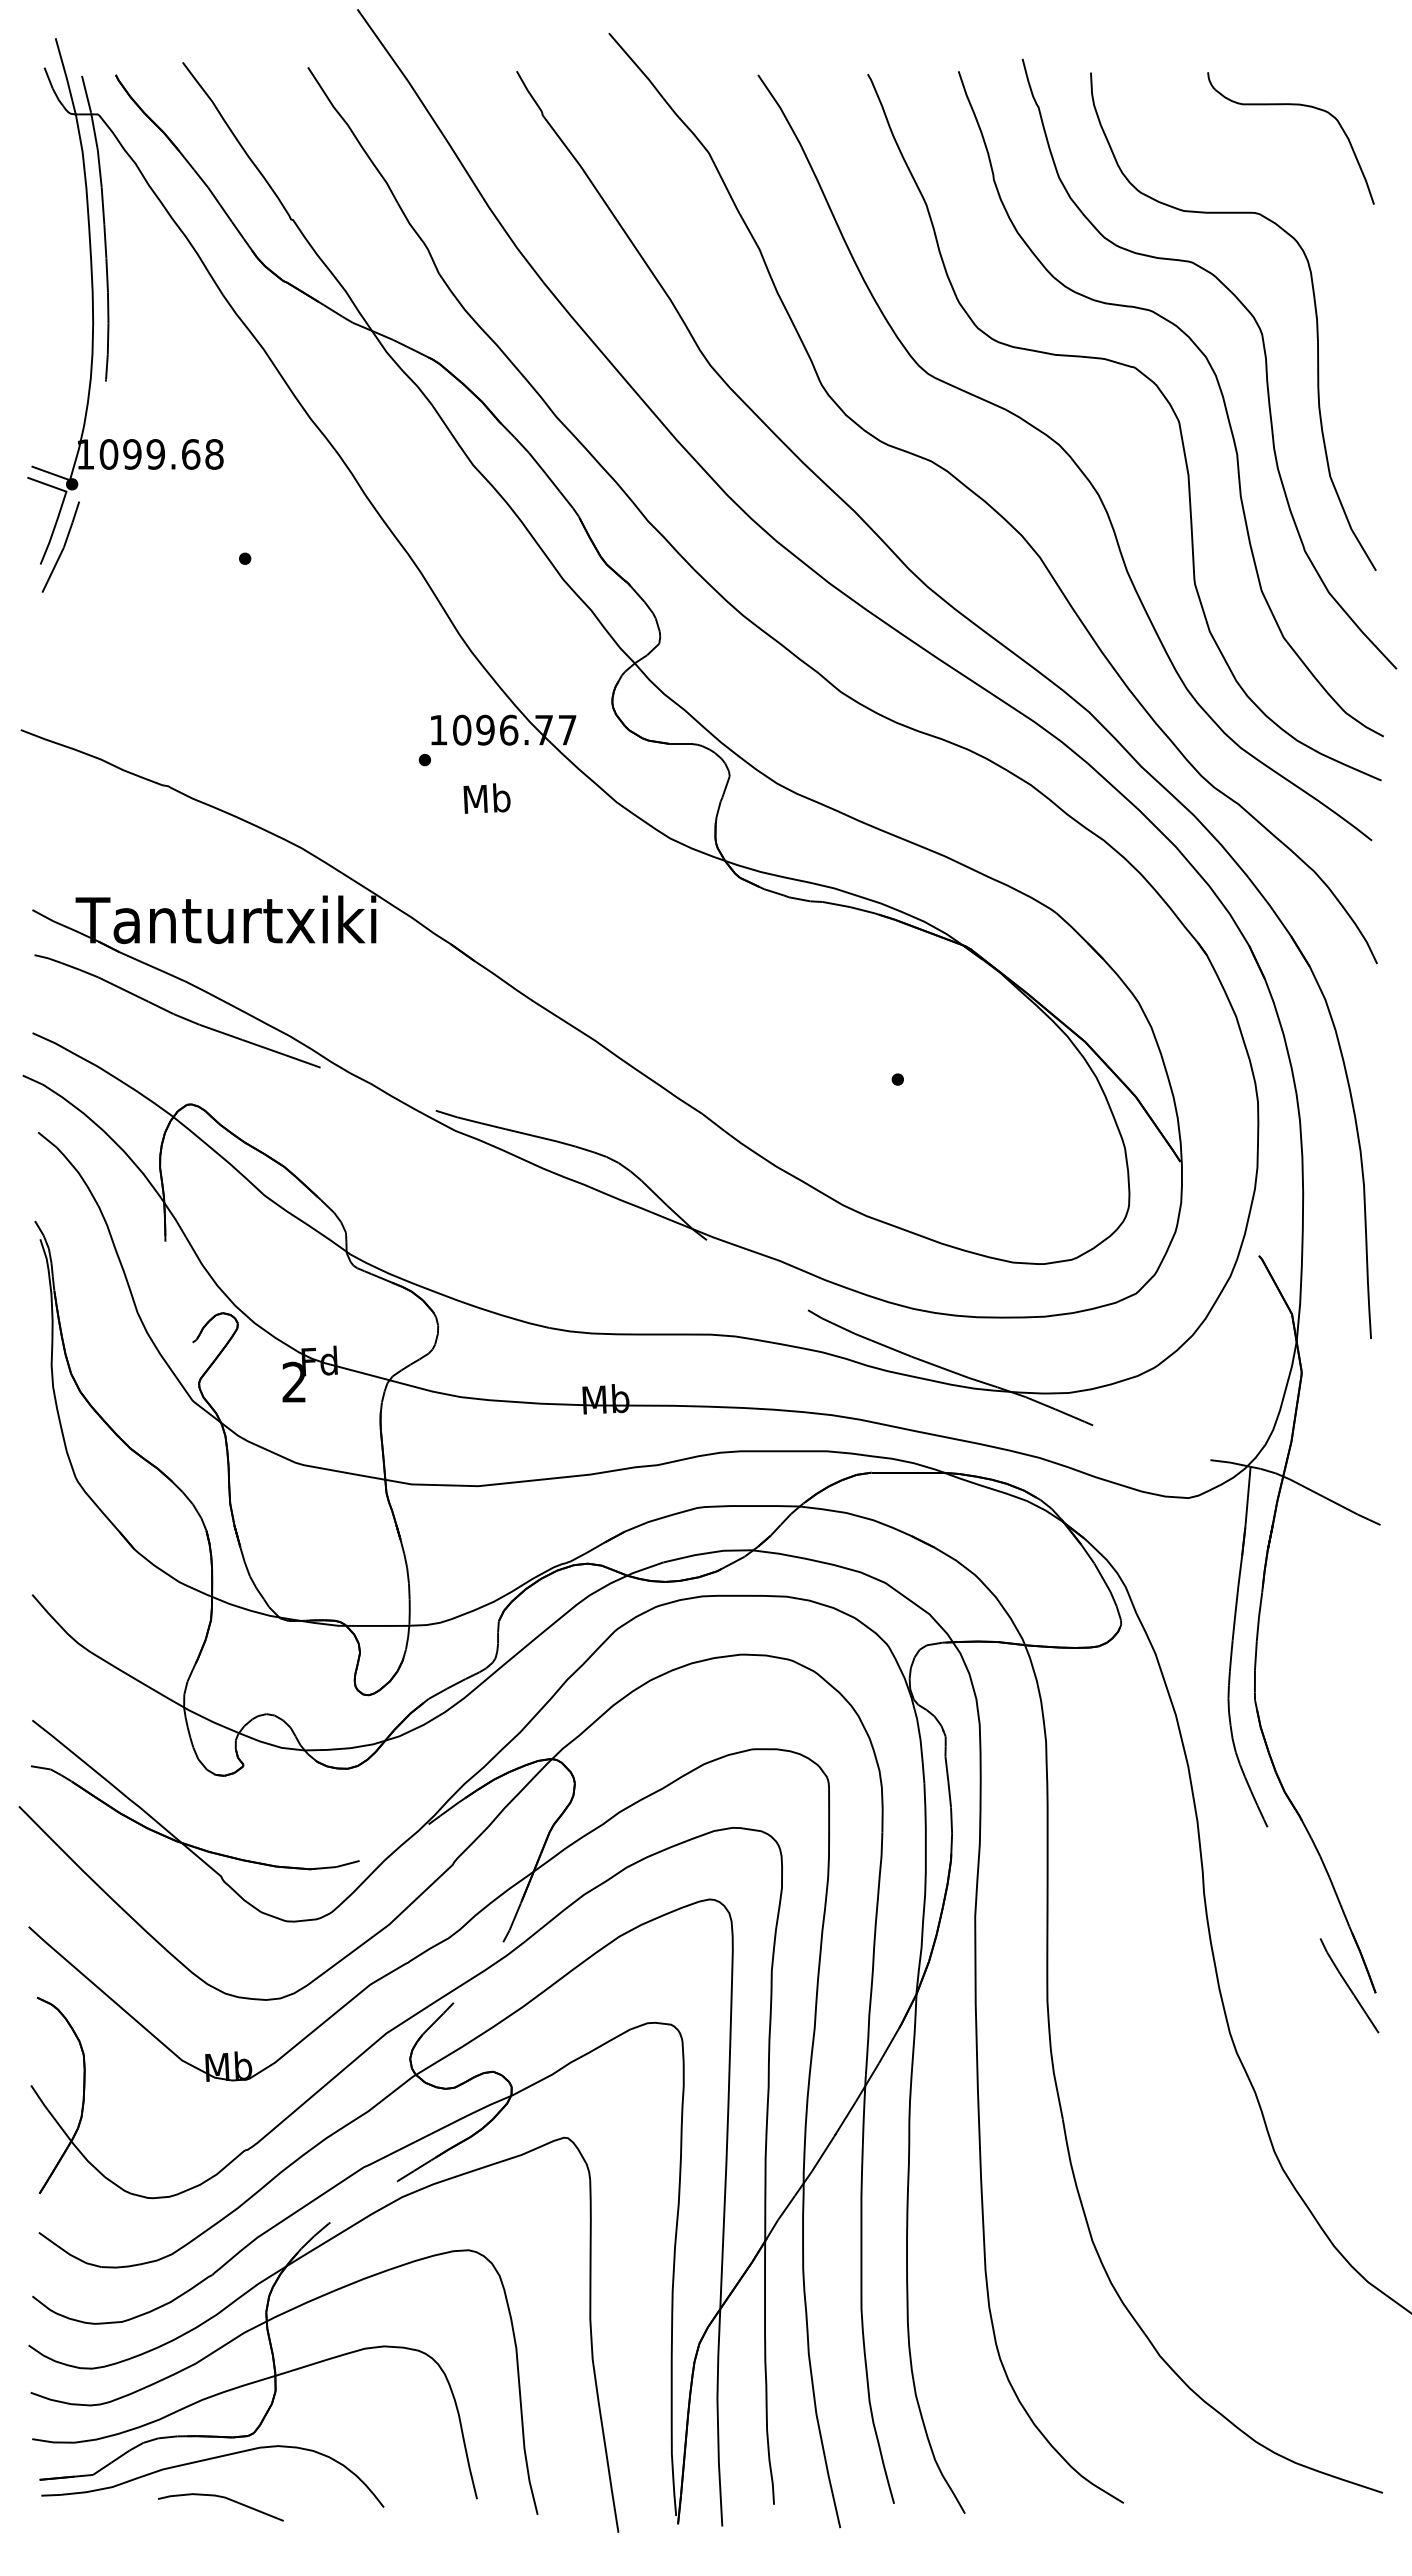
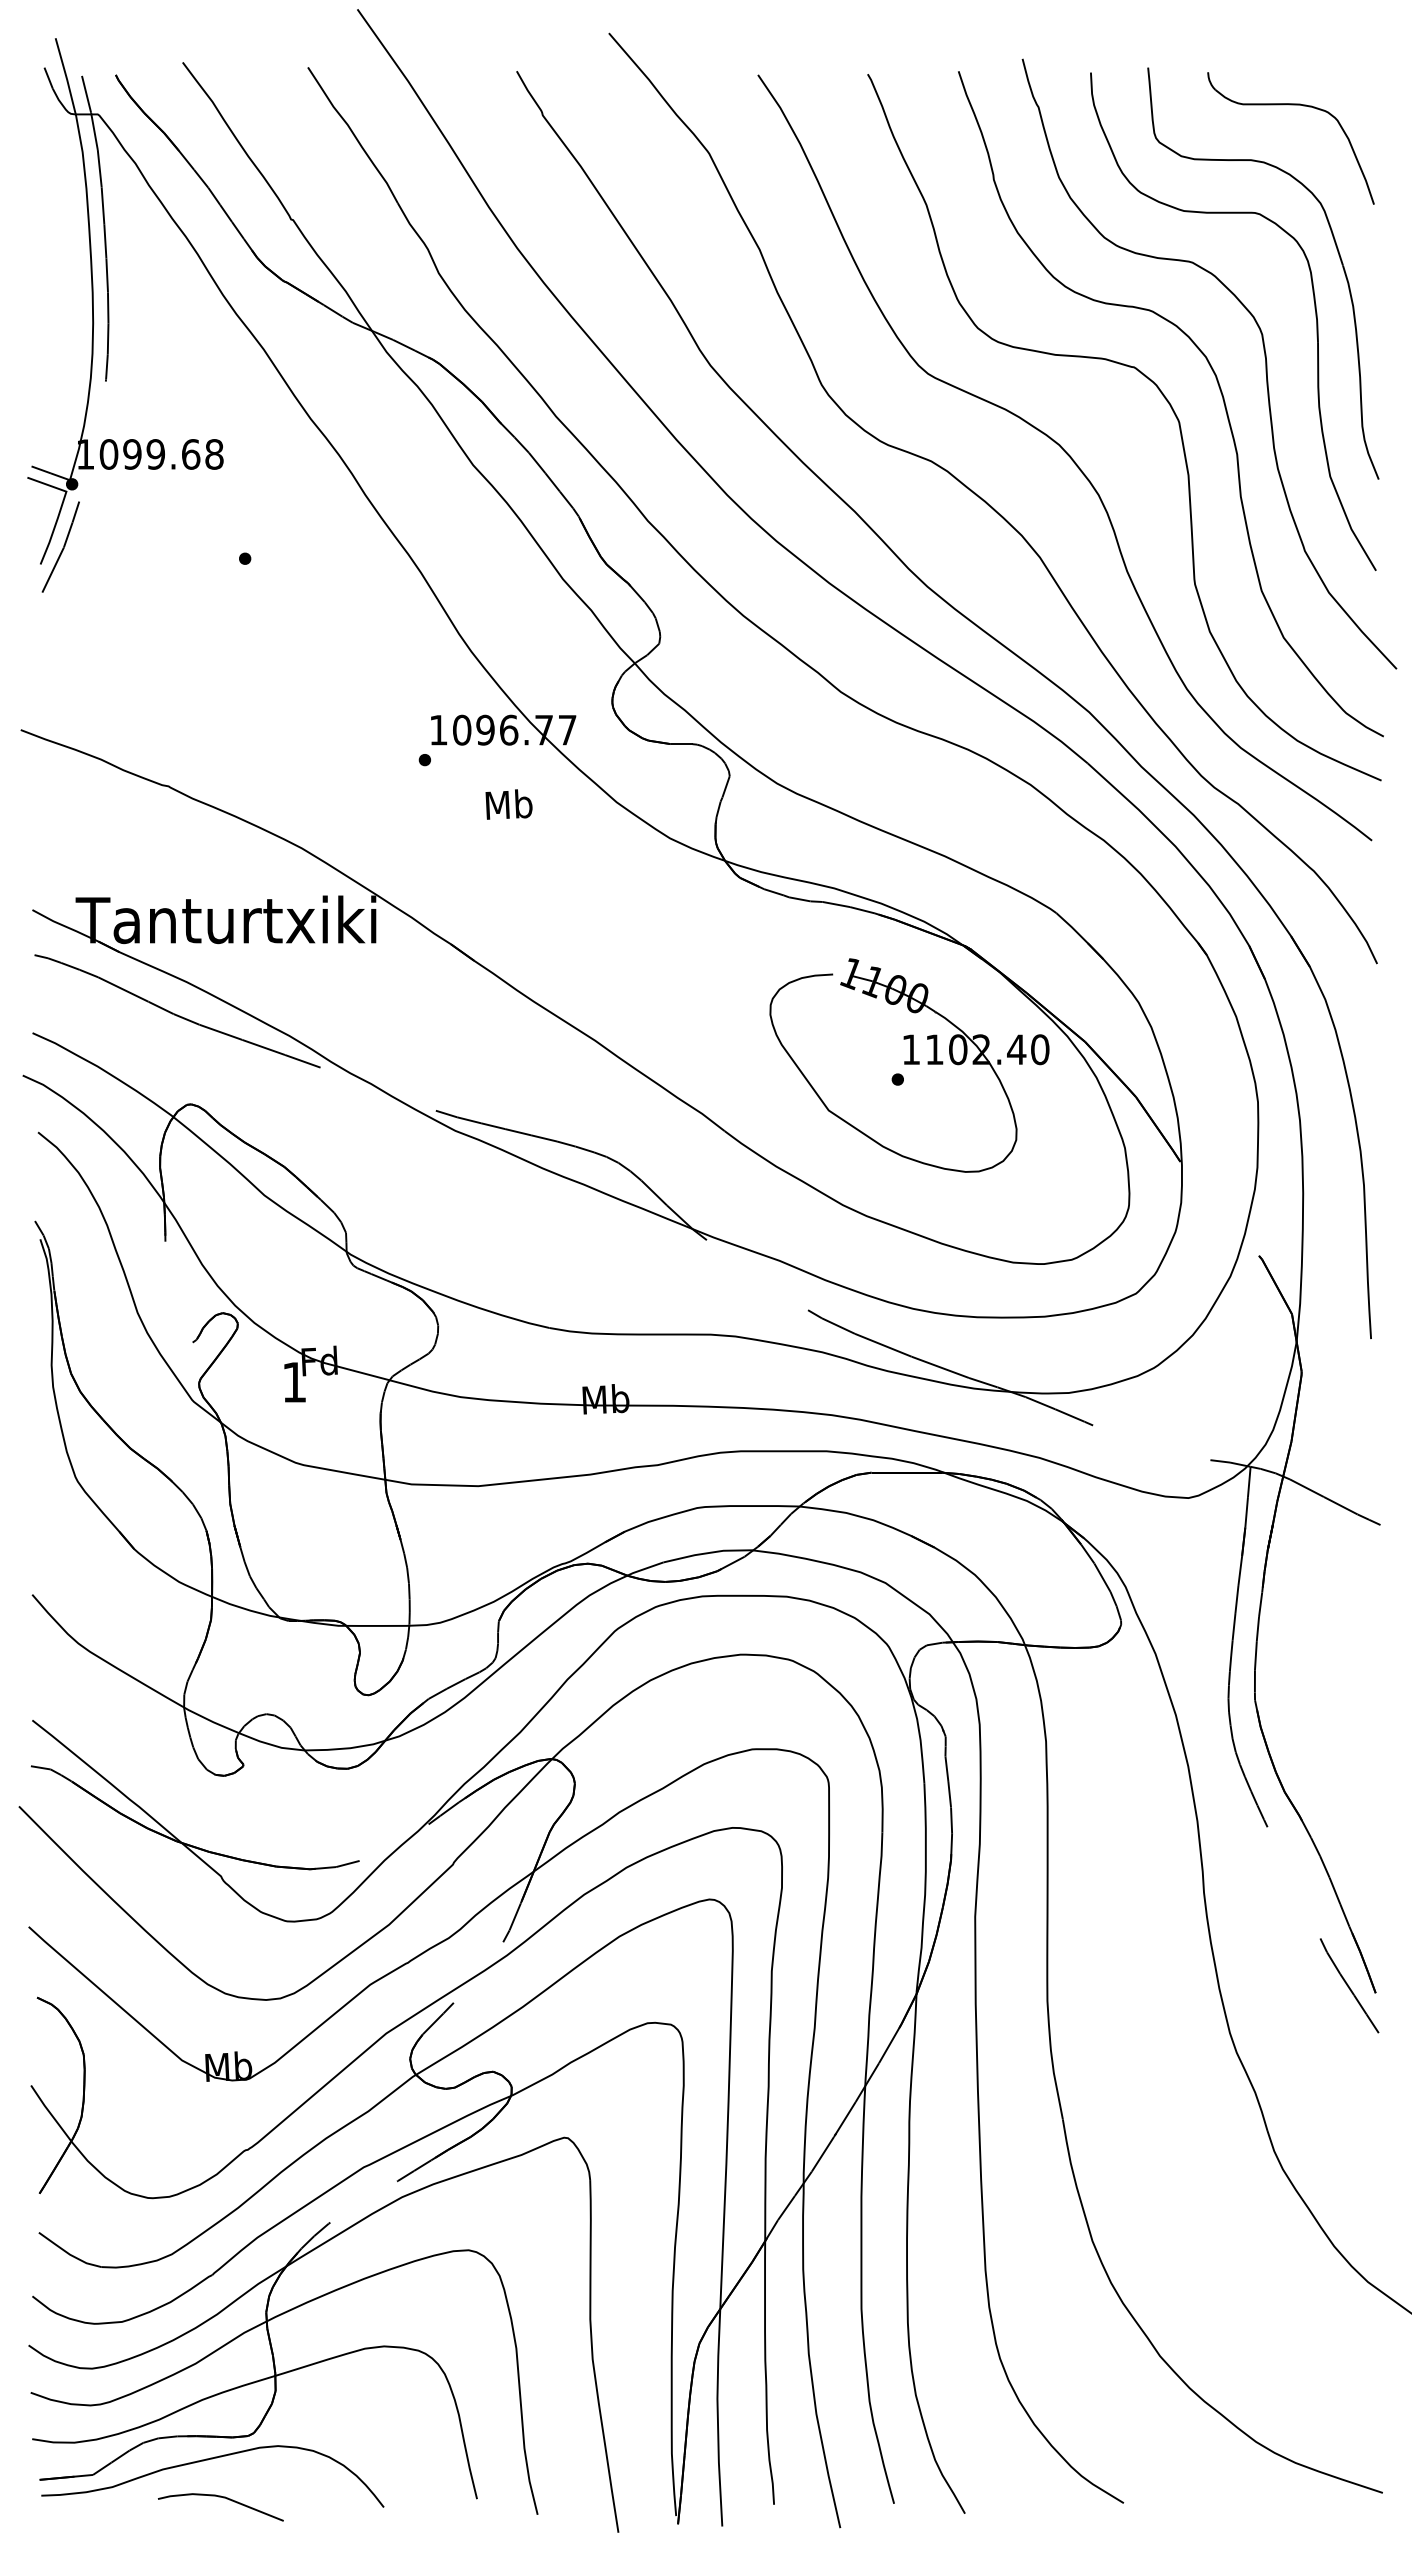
part: none -> present (1336, 249)
text position: (486, 798) -> (508, 804) (508, 804)
part: none -> present (909, 1065)
text: 2 -> 1 (293, 1381)
